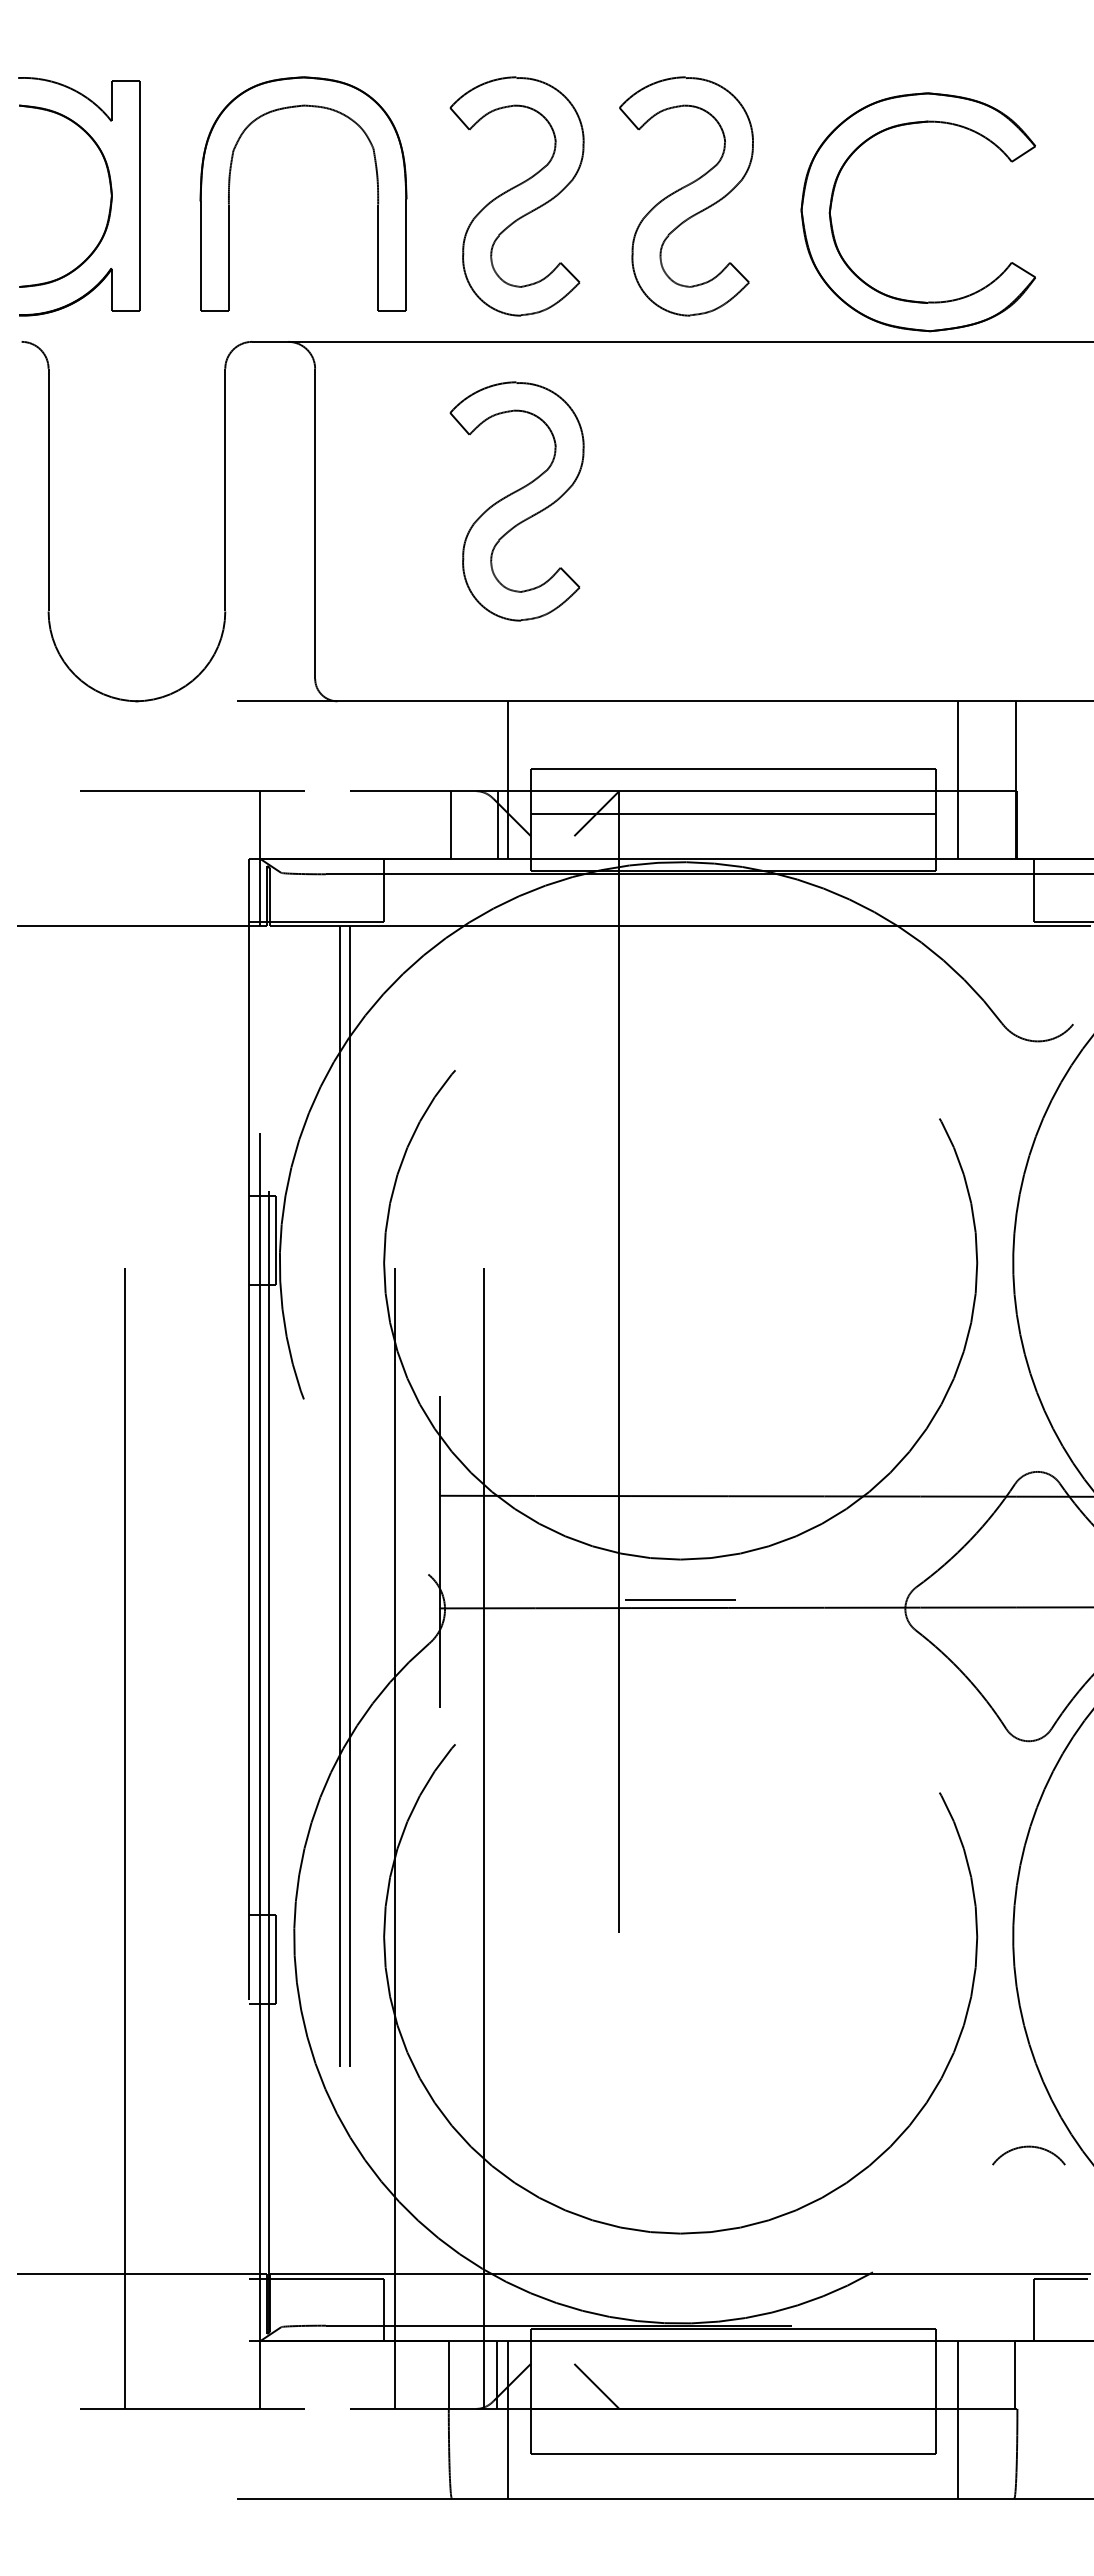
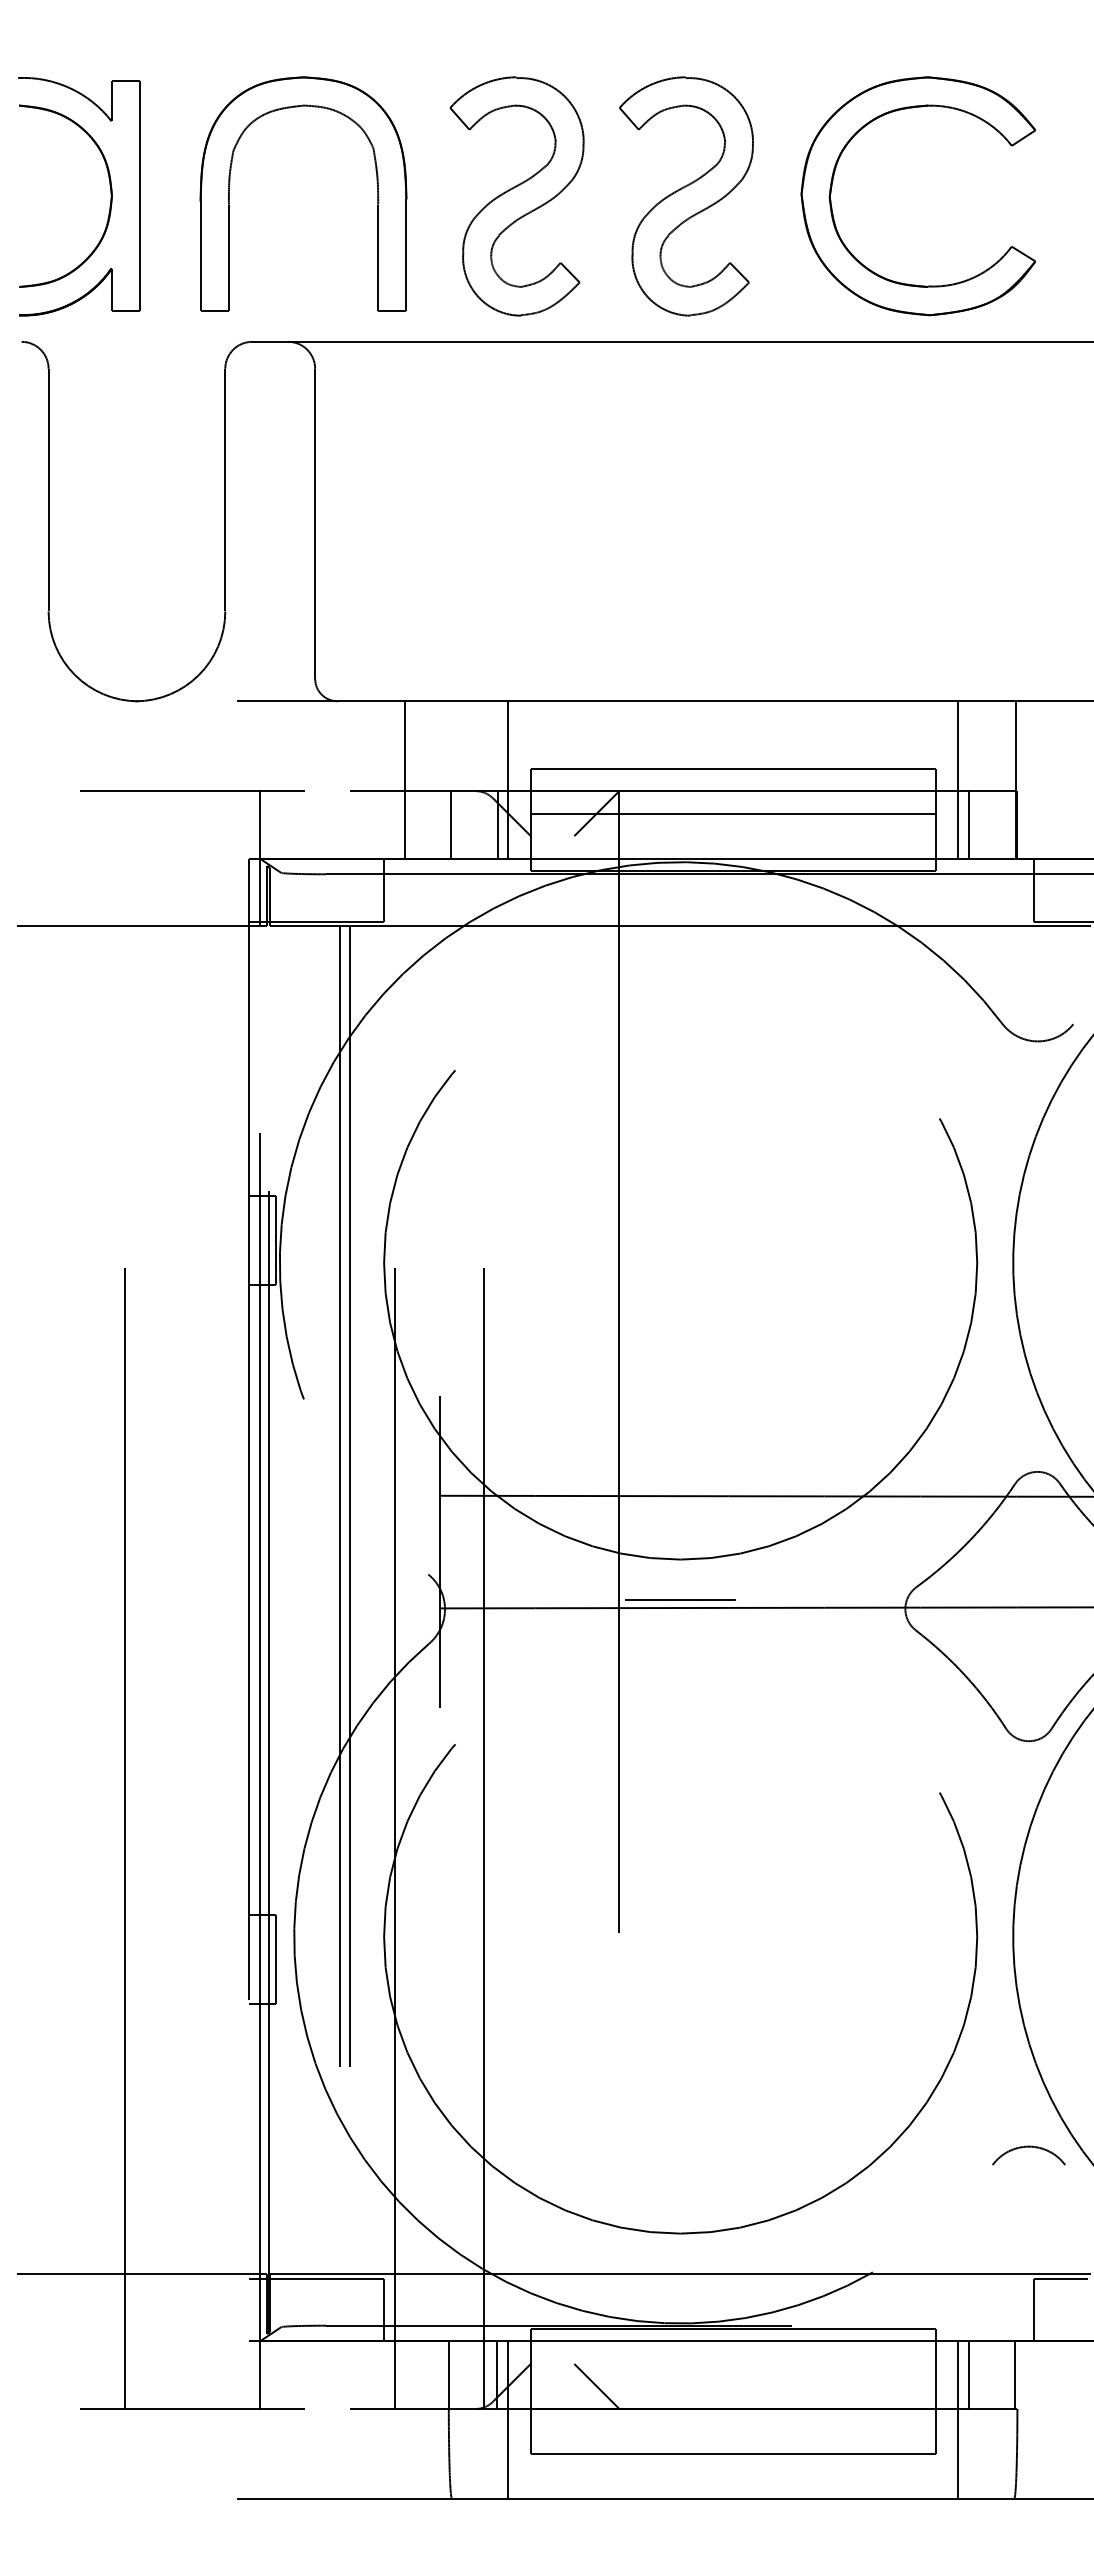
part position: (833, 197) -> (833, 181) (833, 181)
part: present -> none (516, 501)
line: none -> present (405, 779)
line: none -> present (968, 824)
line: none -> present (968, 2374)
